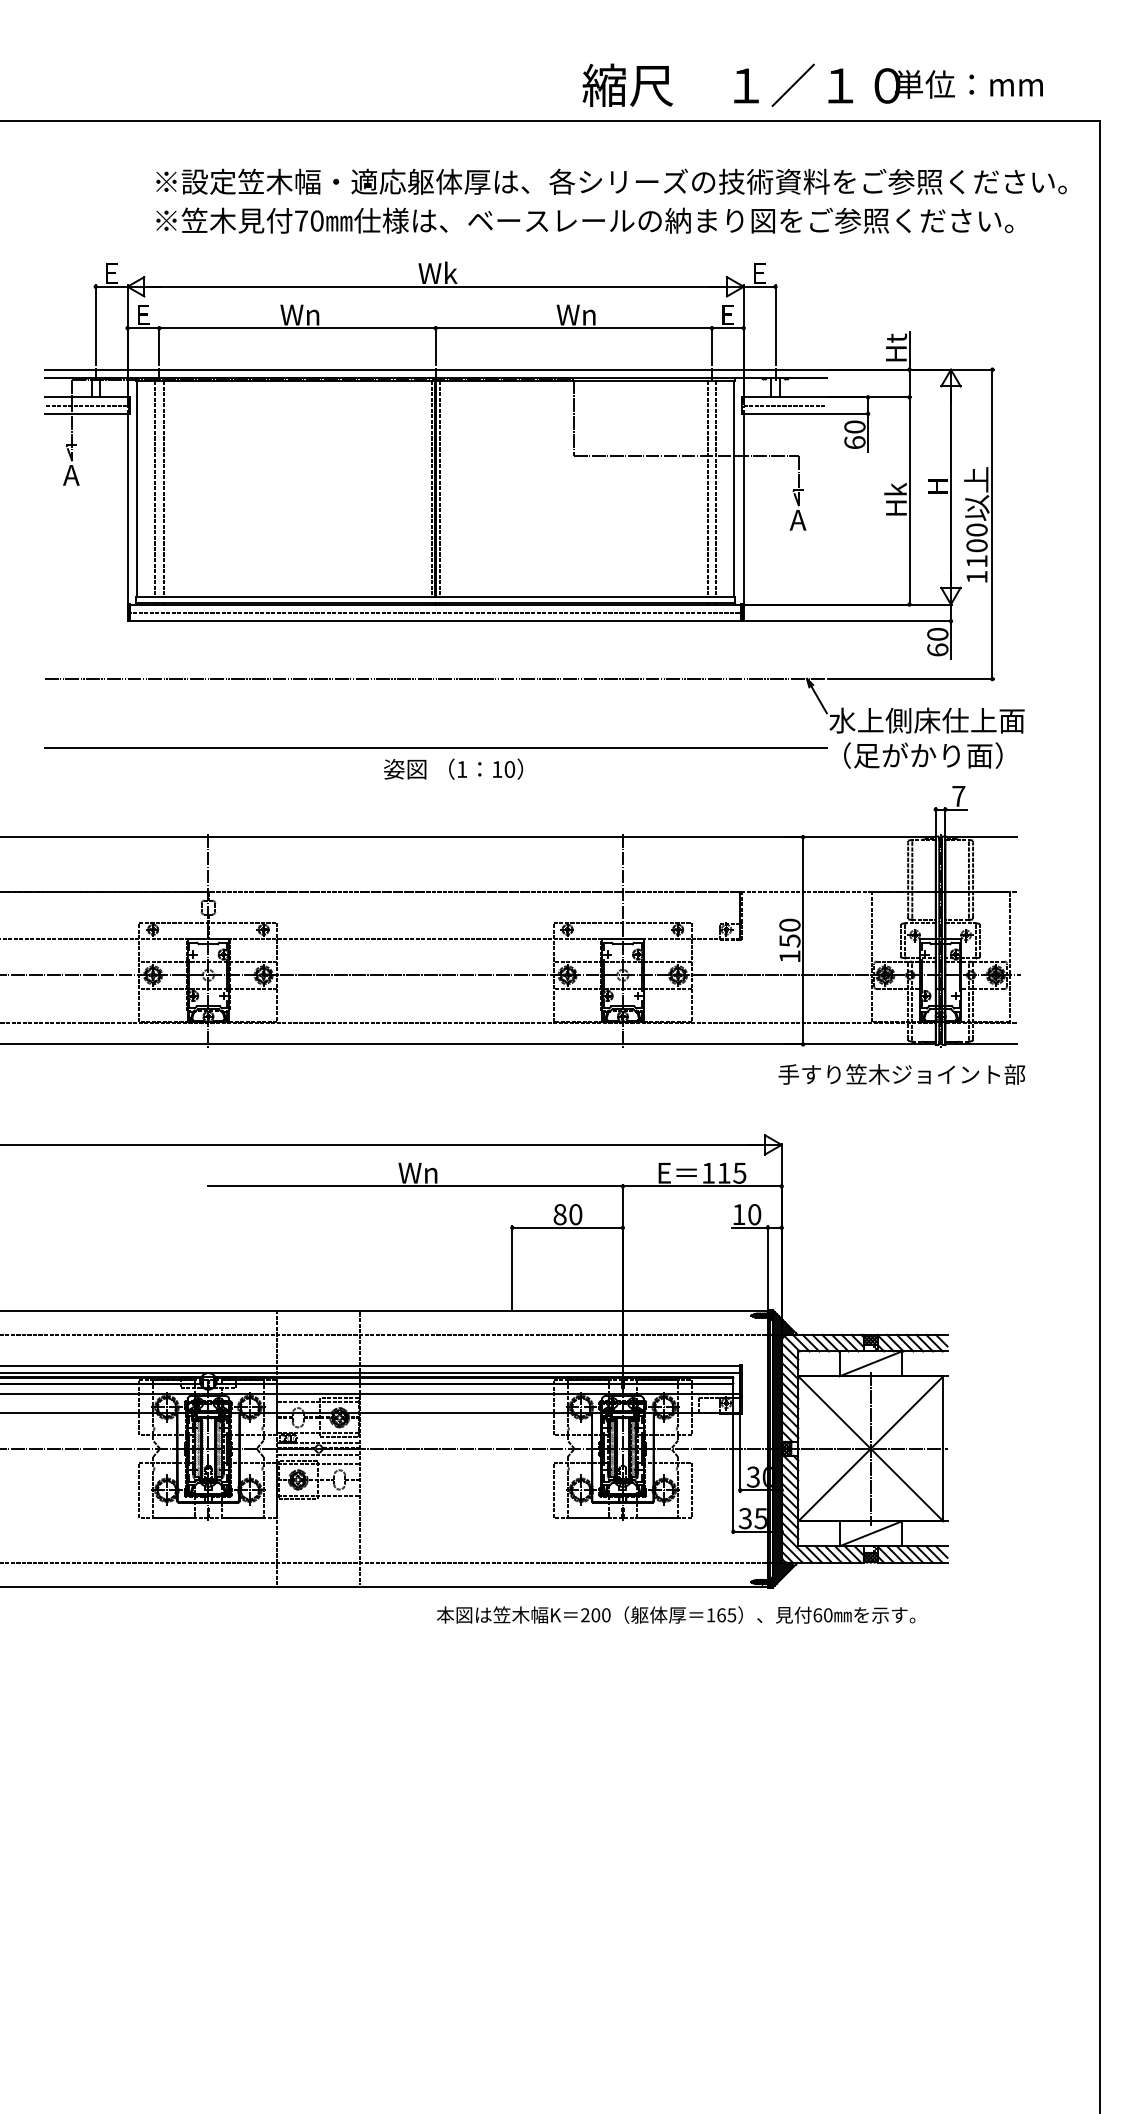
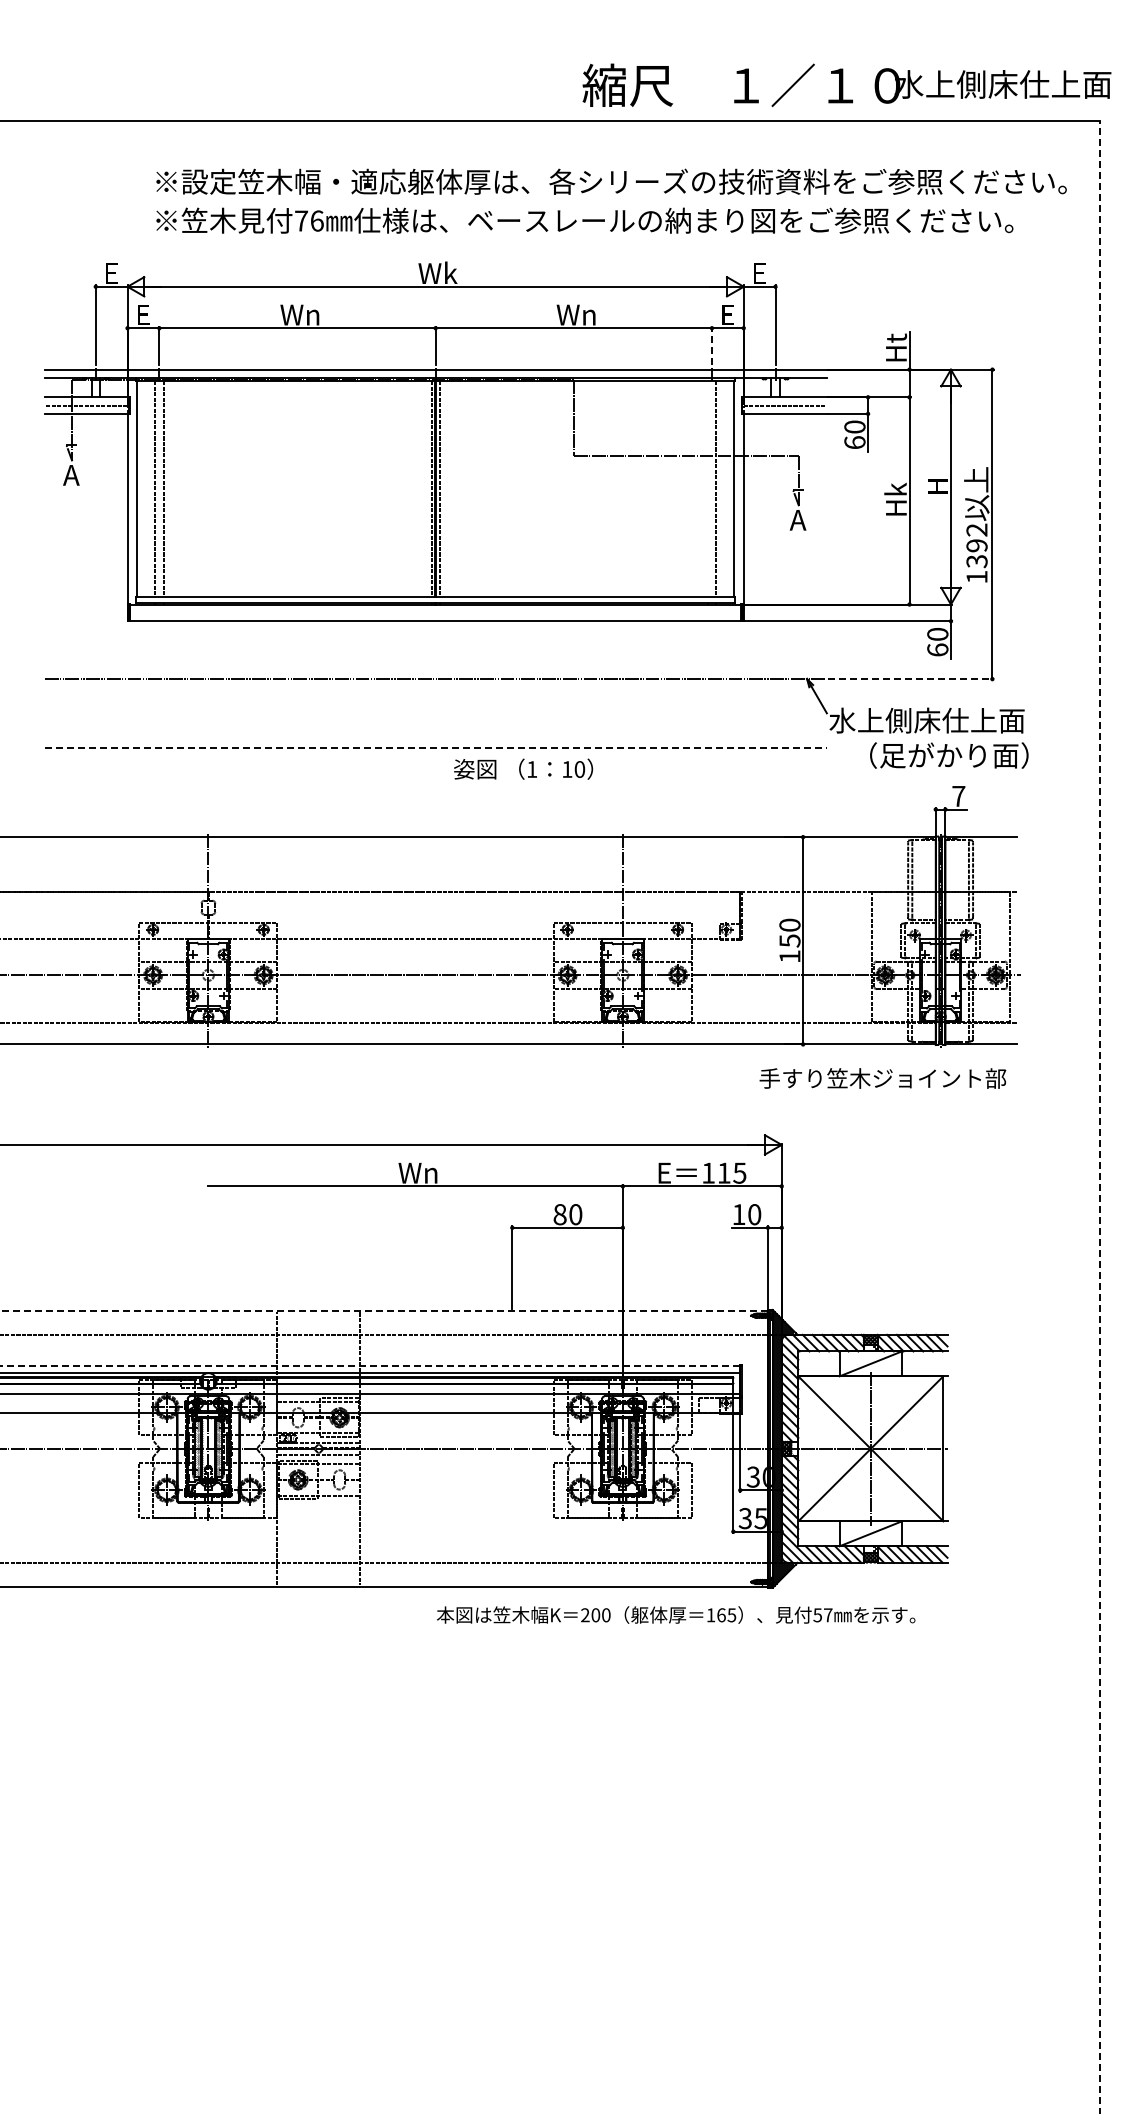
text: 単位：mm -> 水上側床仕上面 (1002, 84)
text: 70 -> 76 (316, 220)
line: solid -> dashed (711, 345)
line: present -> none (707, 489)
text: 1100 -> 1392 (976, 545)
line: present -> none (435, 612)
line: solid -> dashed (910, 679)
line: solid -> dashed (435, 748)
text position: (923, 755) -> (949, 755) (949, 755)
text position: (453, 768) -> (523, 768) (523, 768)
text position: (901, 1074) -> (882, 1078) (882, 1078)
line: solid -> dashed (1100, 1116)
line: solid -> dashed (384, 1310)
line: solid -> dashed (370, 1365)
text: 60 -> 57 (822, 1615)
